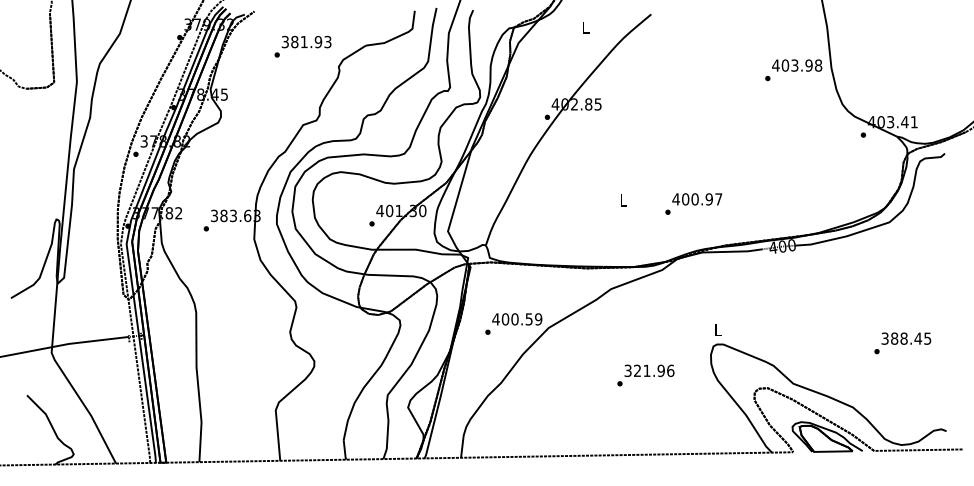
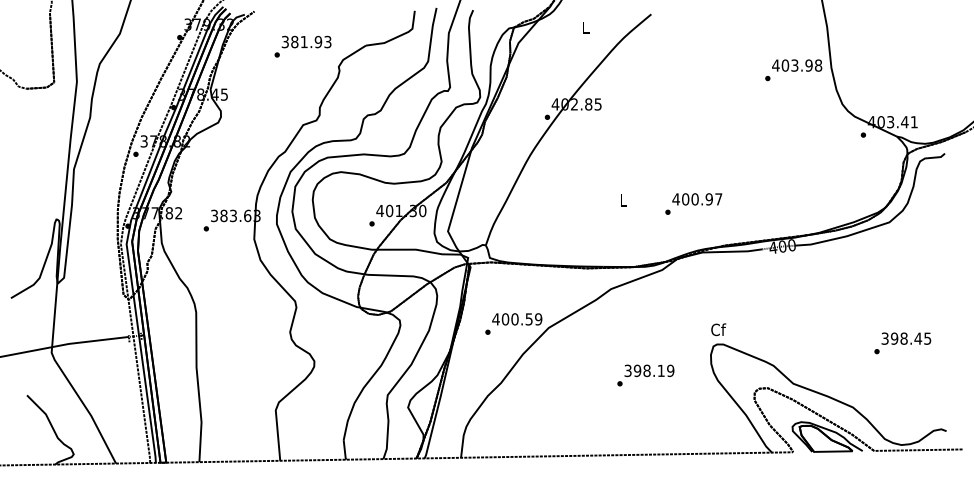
text: L -> Cf (718, 329)
text: 388.45 -> 398.45 (894, 338)
text: 321.96 -> 398.19 (653, 370)
